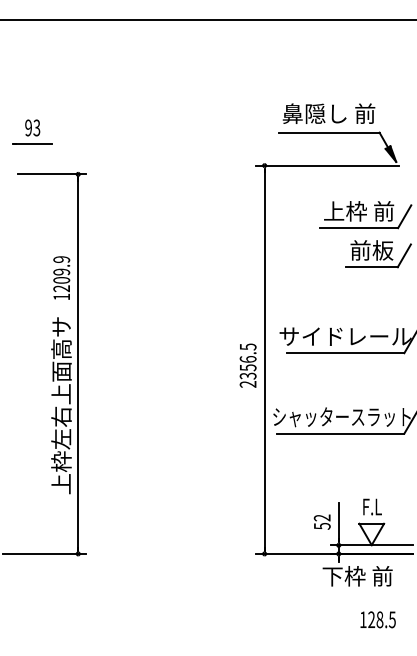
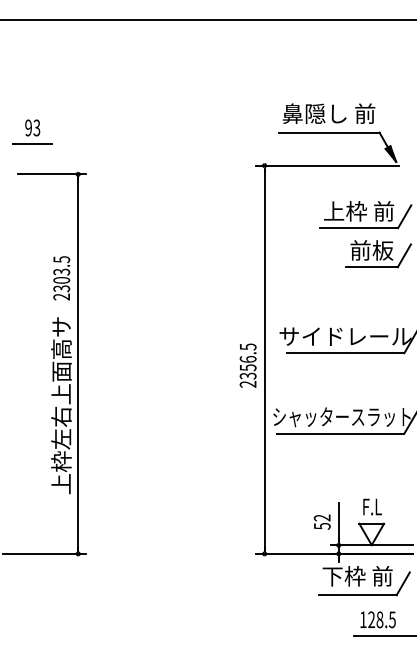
text: 1209.9 -> 2303.5 (61, 278)
part: none -> present (364, 594)
line: none -> present (383, 636)
